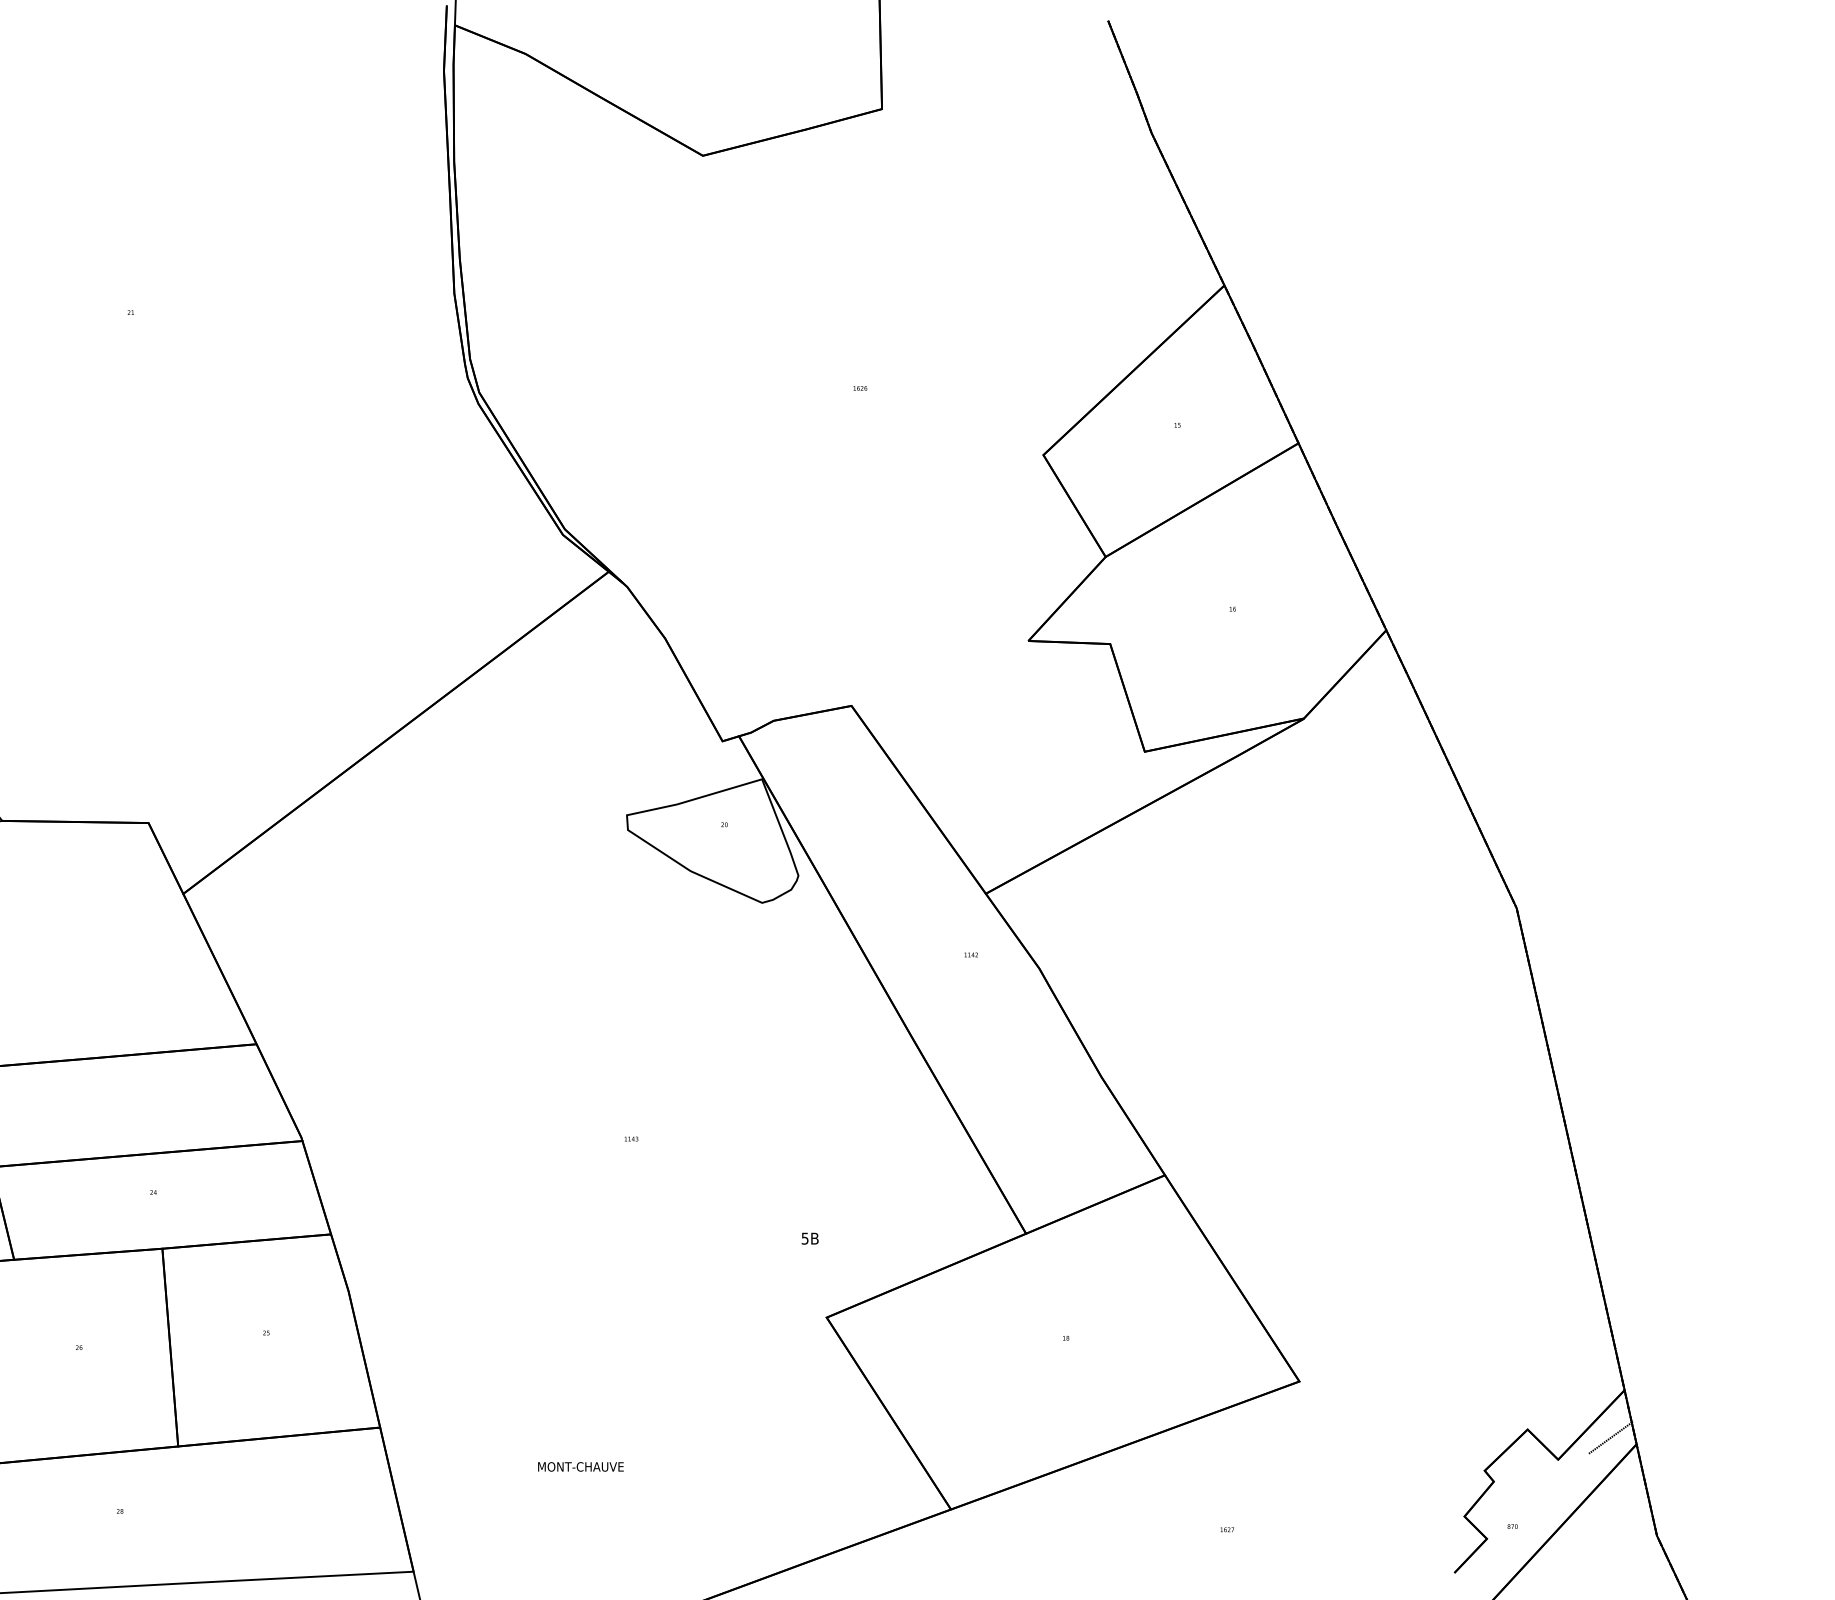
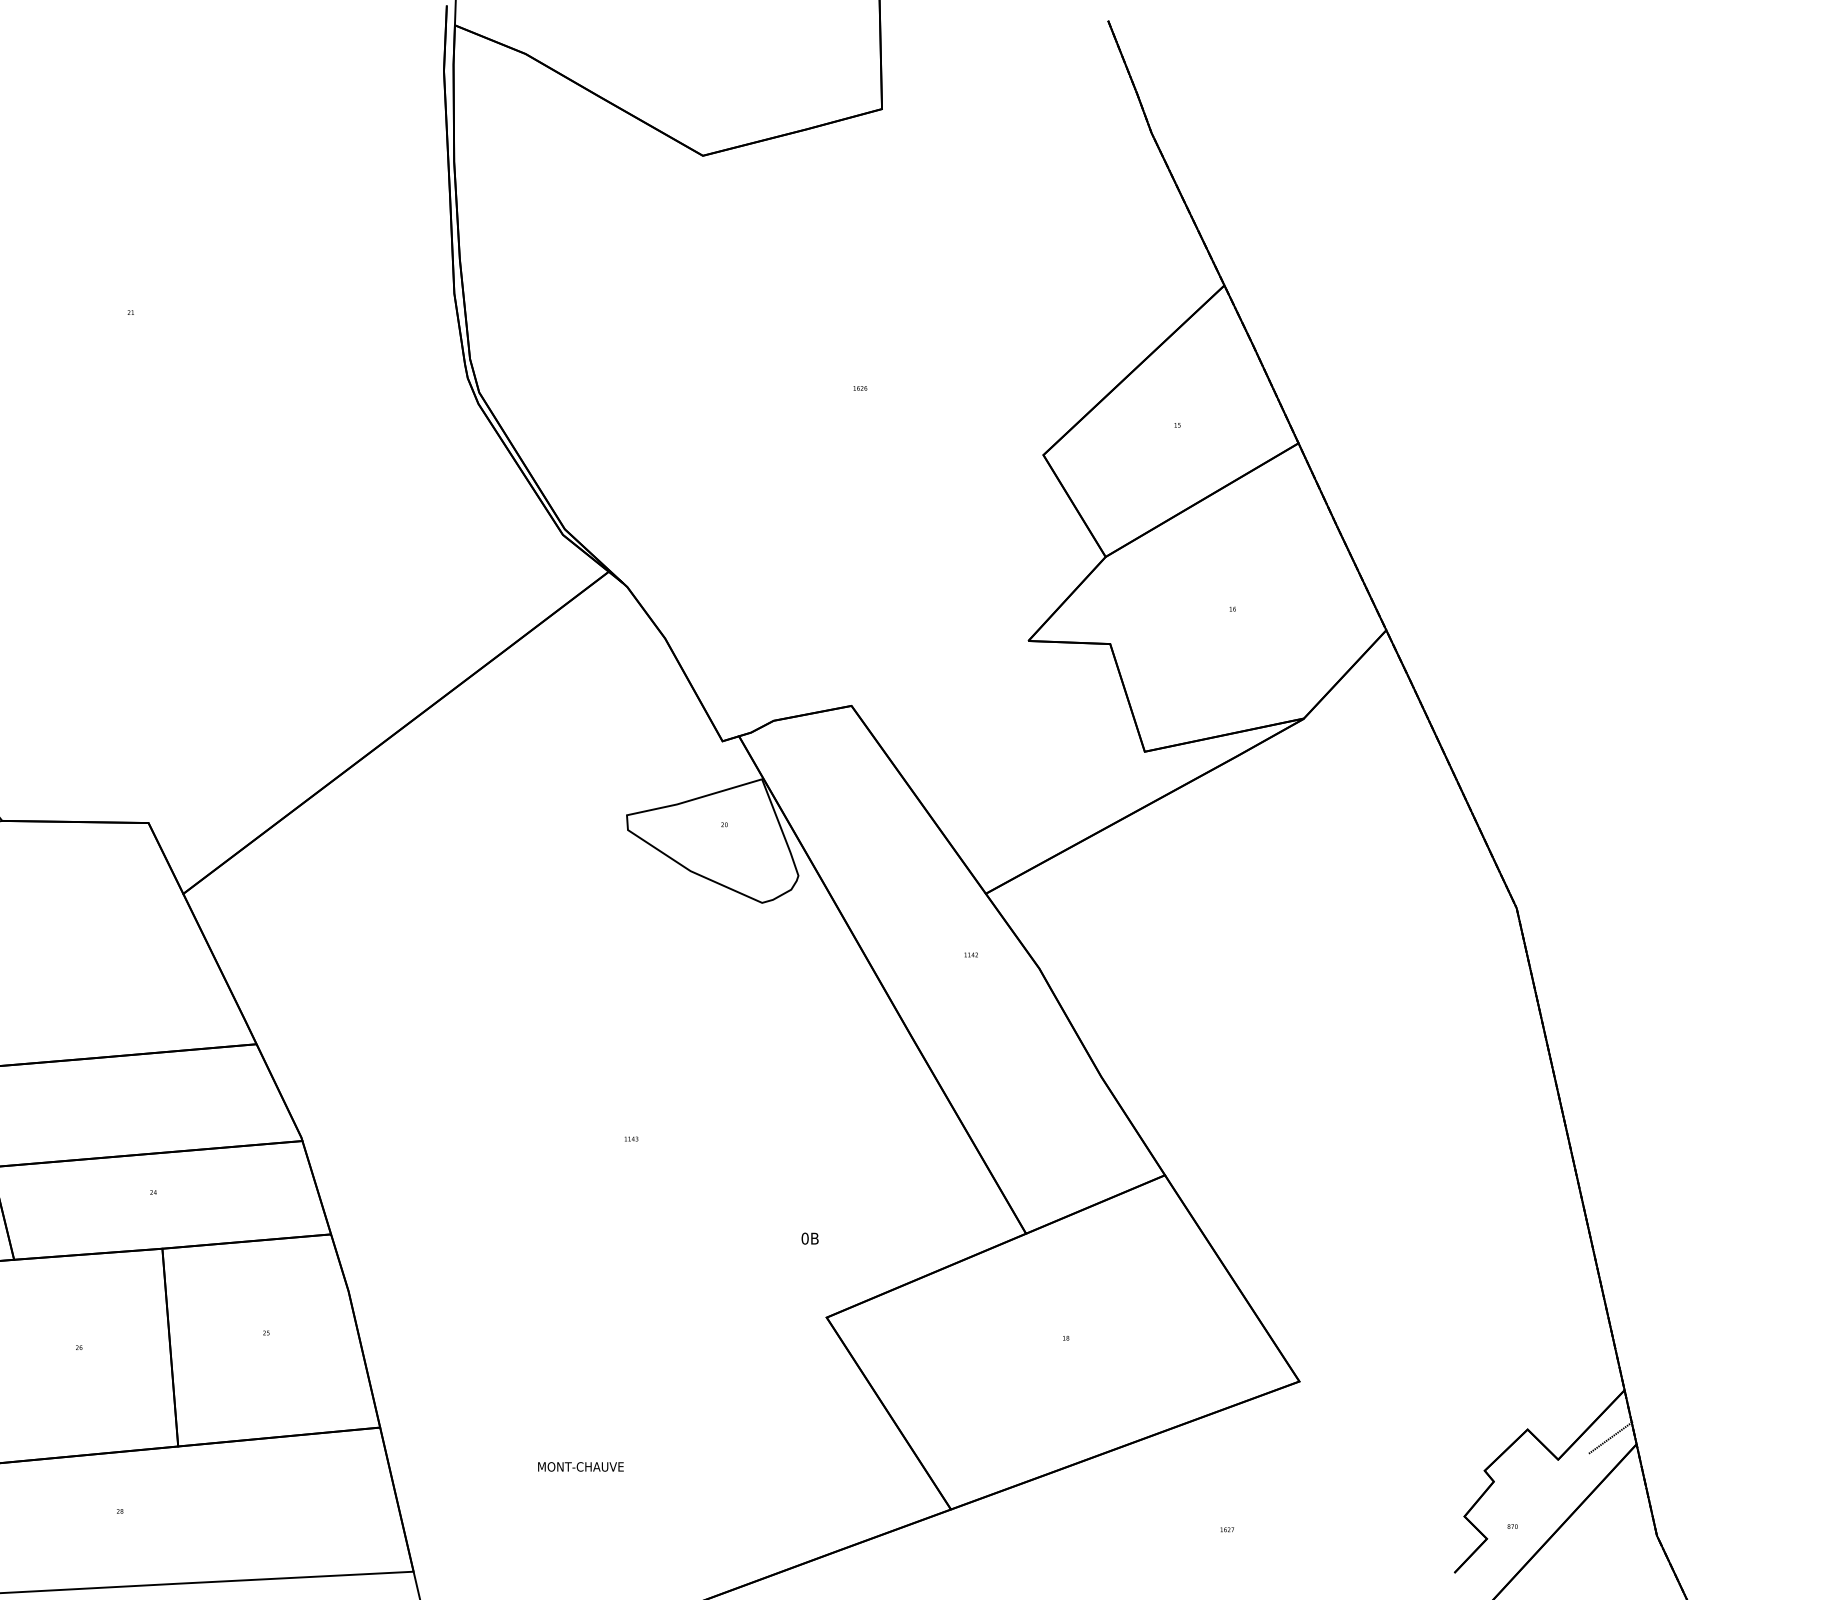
text: 5B -> 0B (804, 1238)
